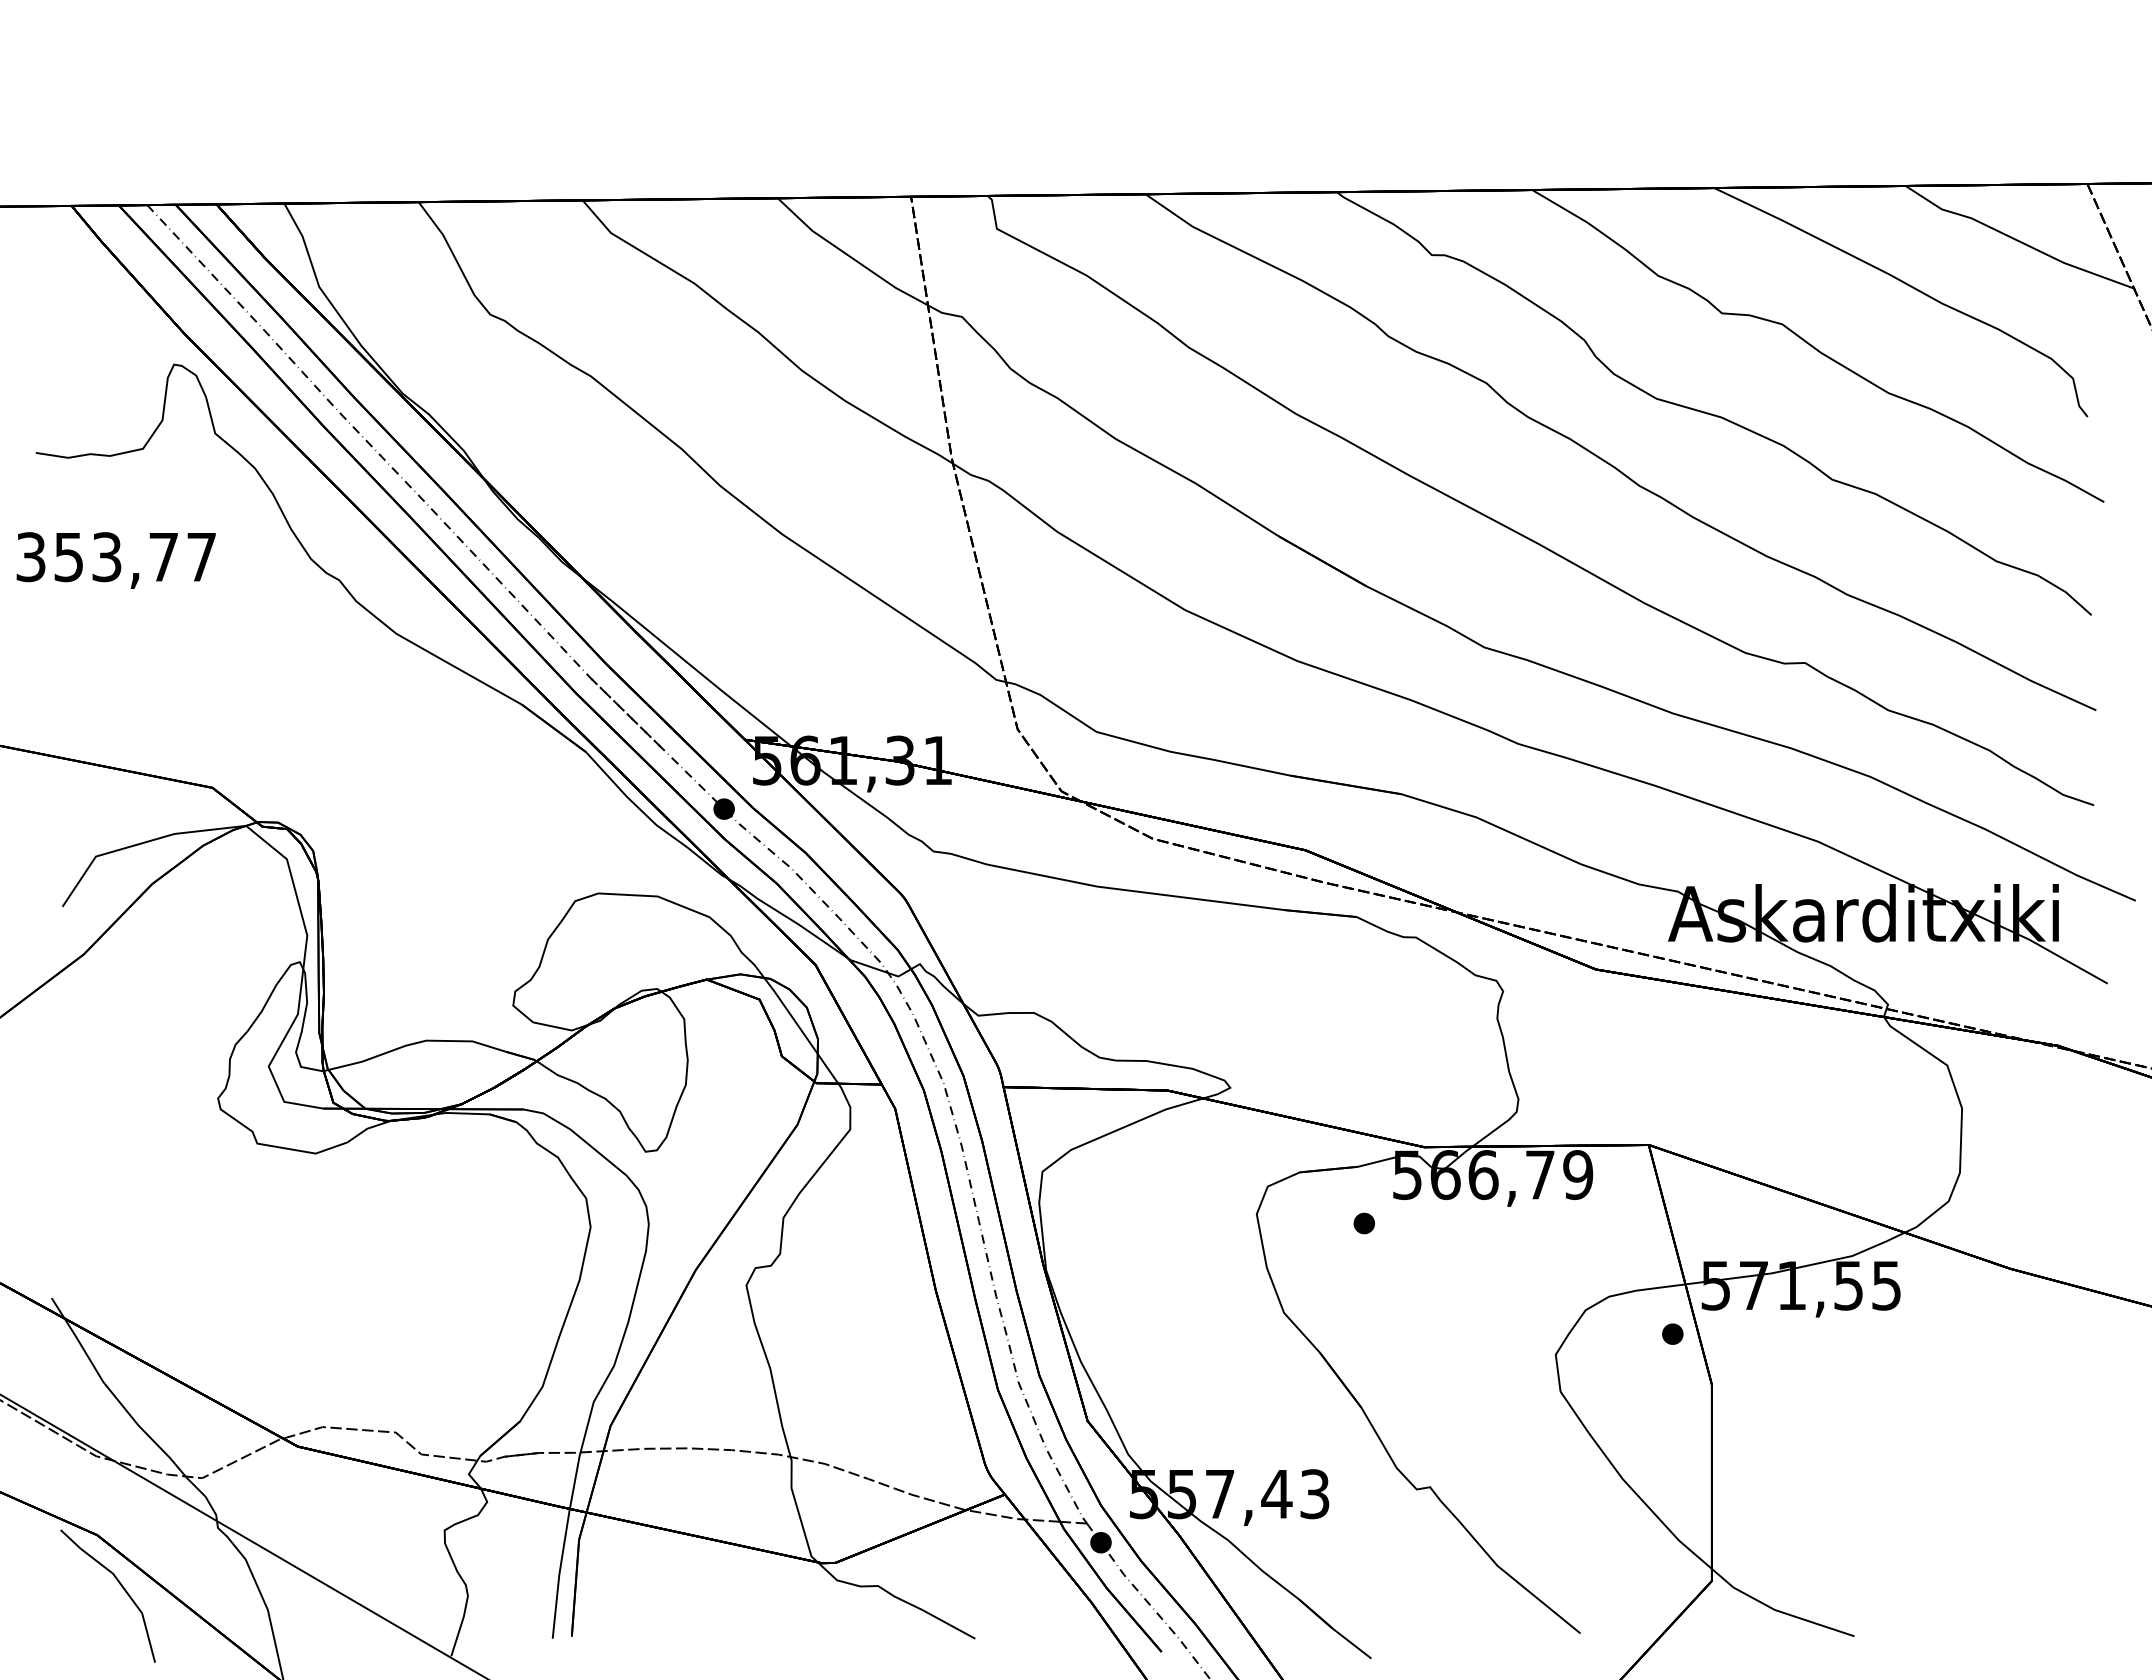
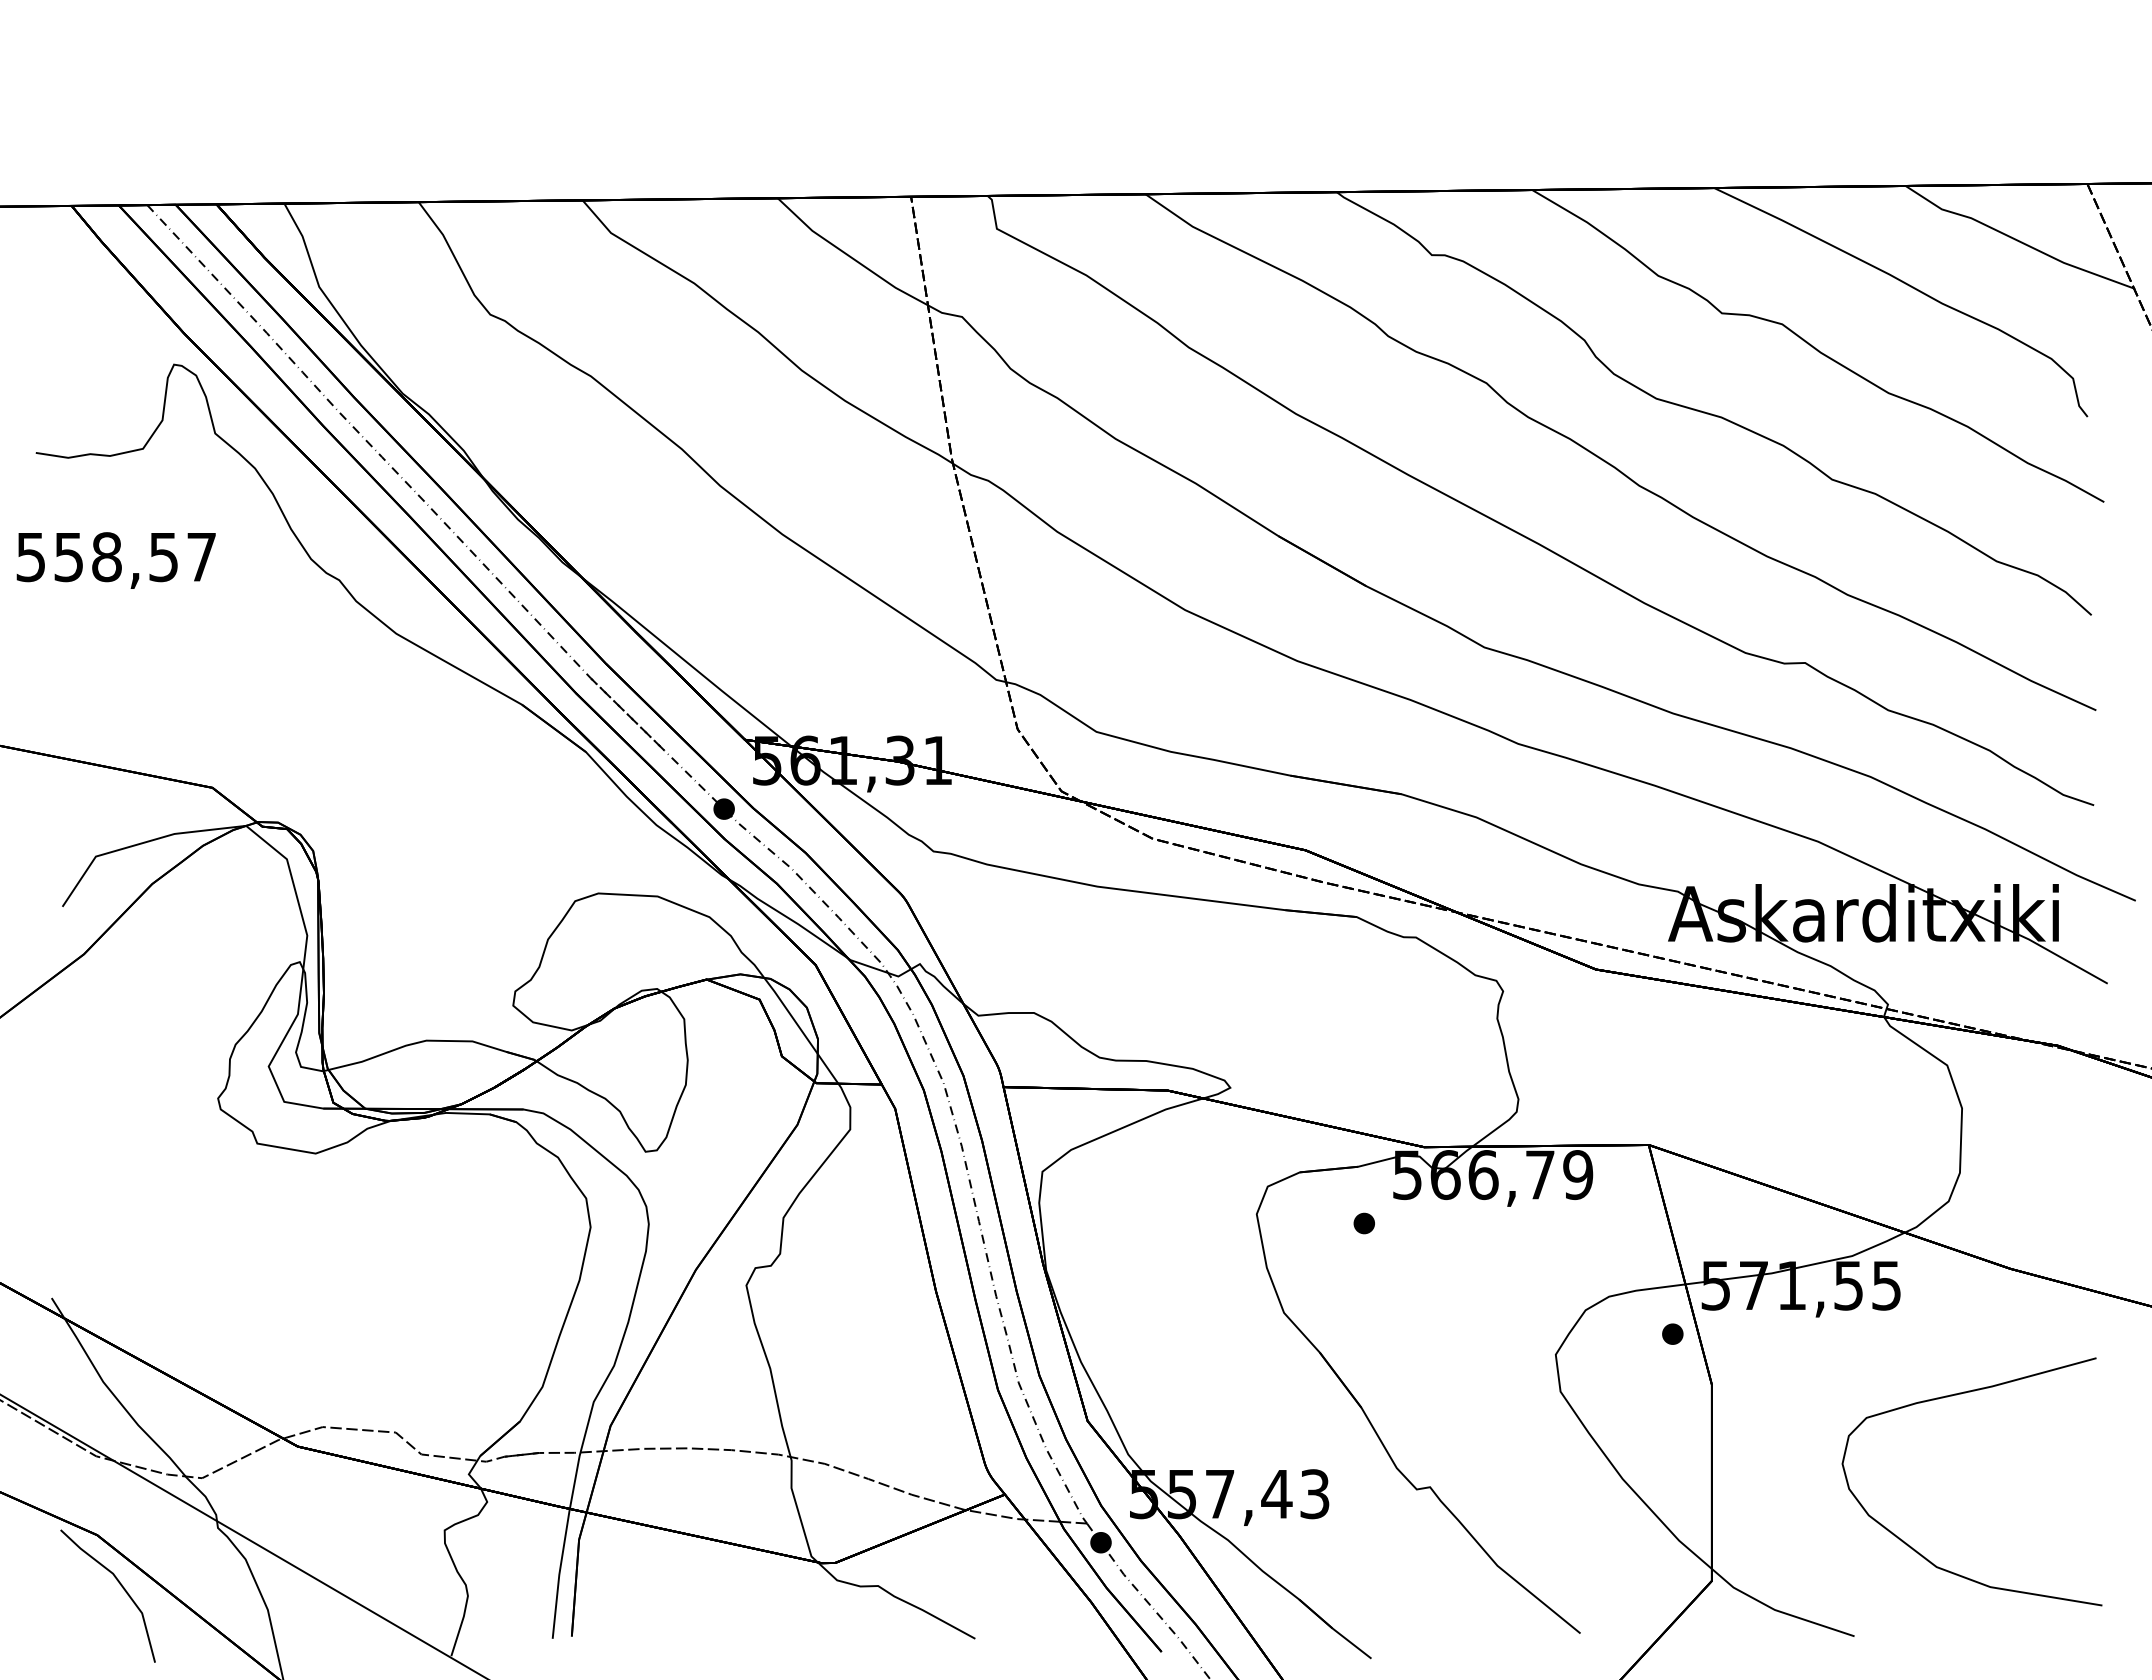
text: 353,77 -> 558,57 (97, 557)
curve: none -> present (1952, 1396)
